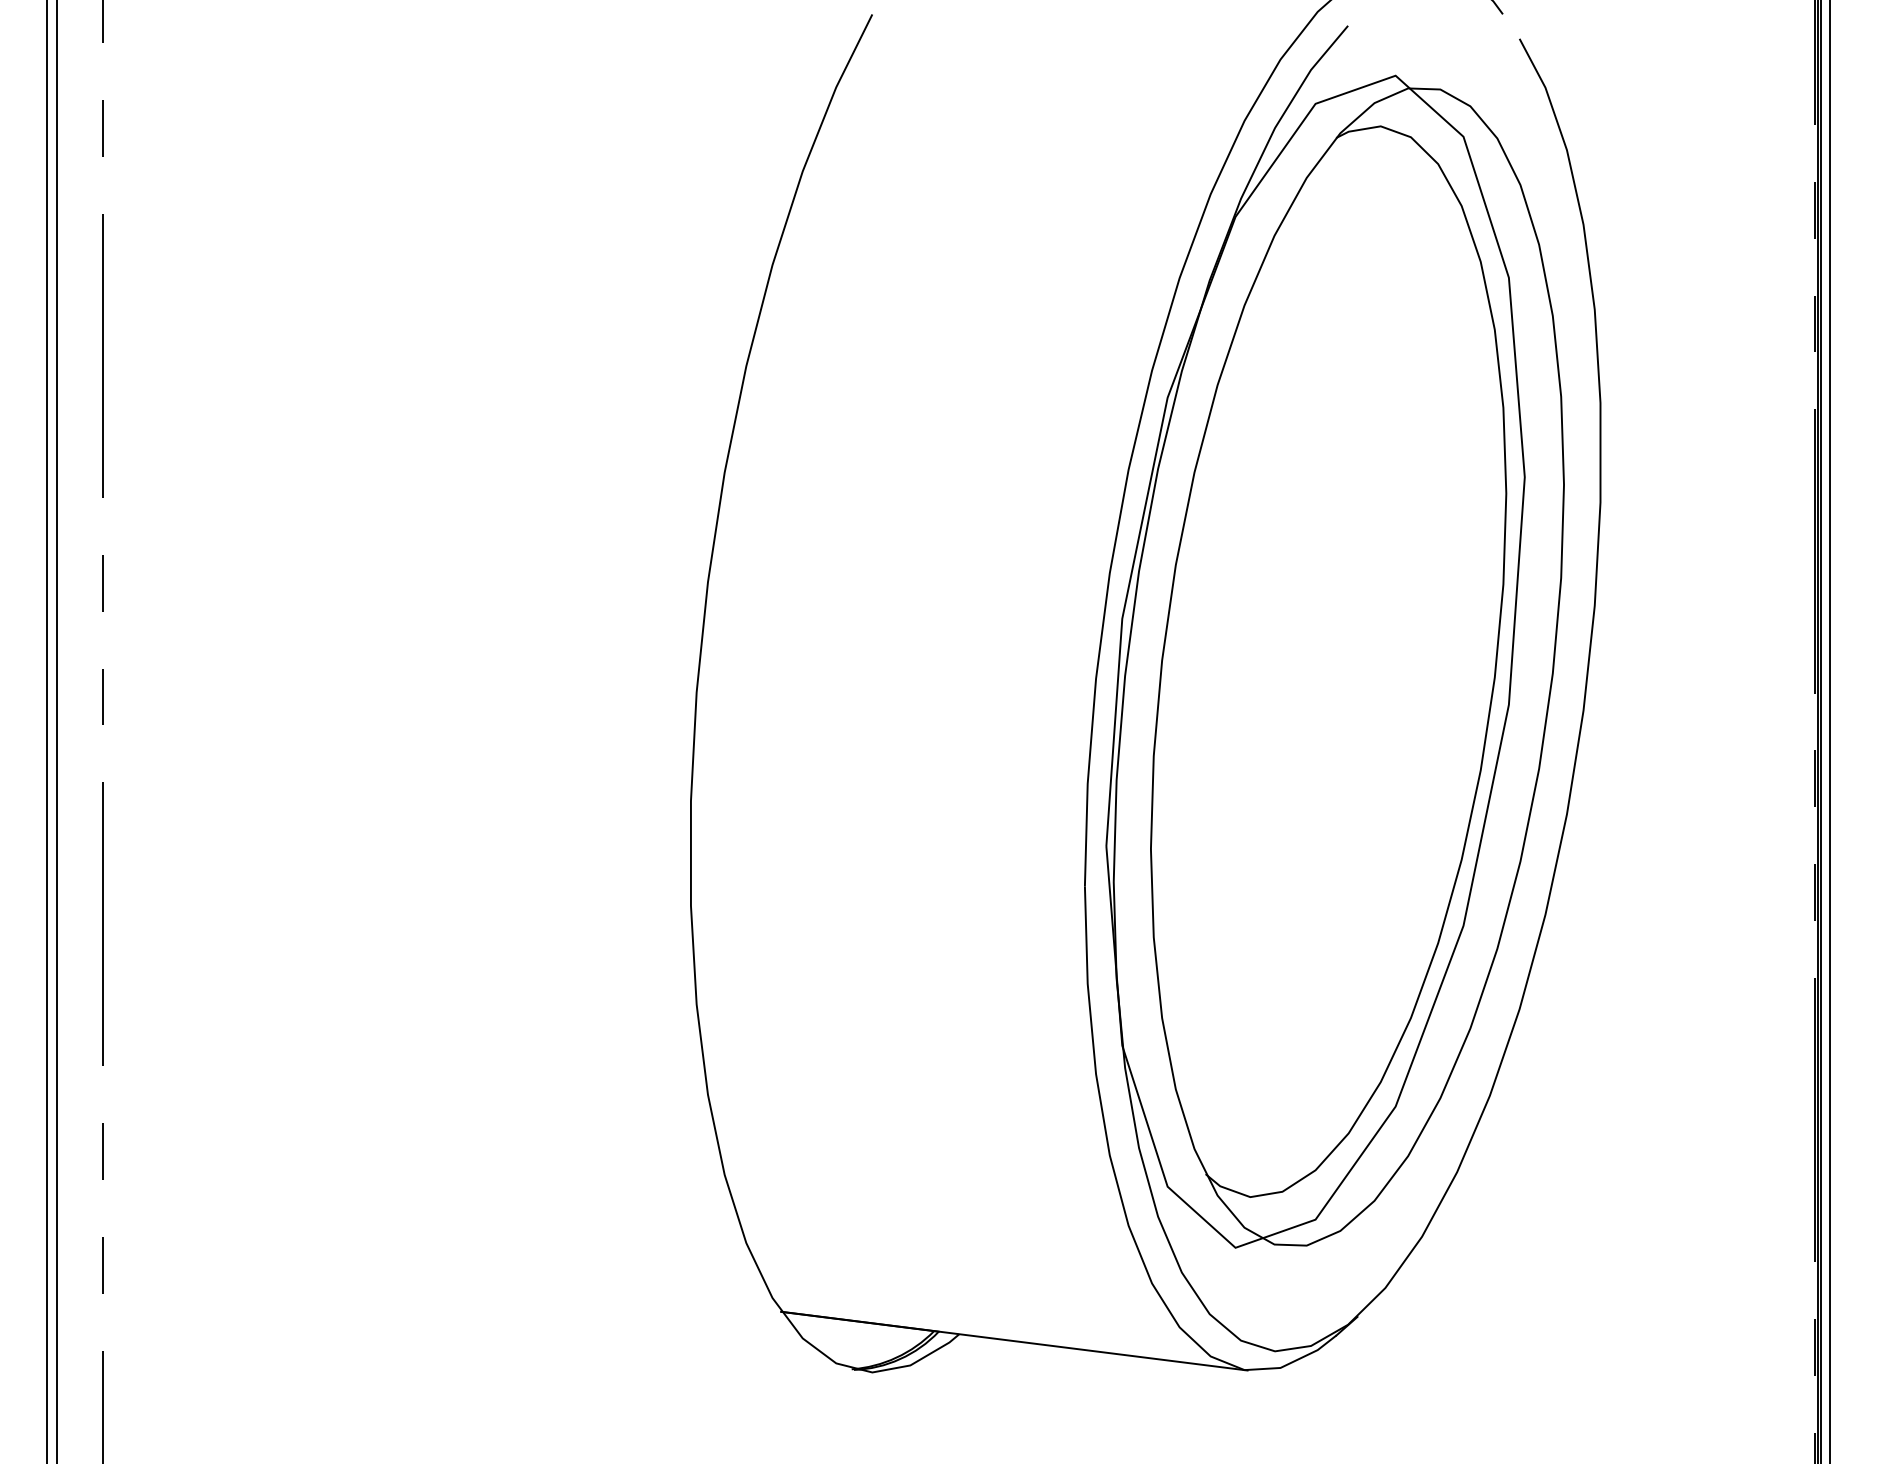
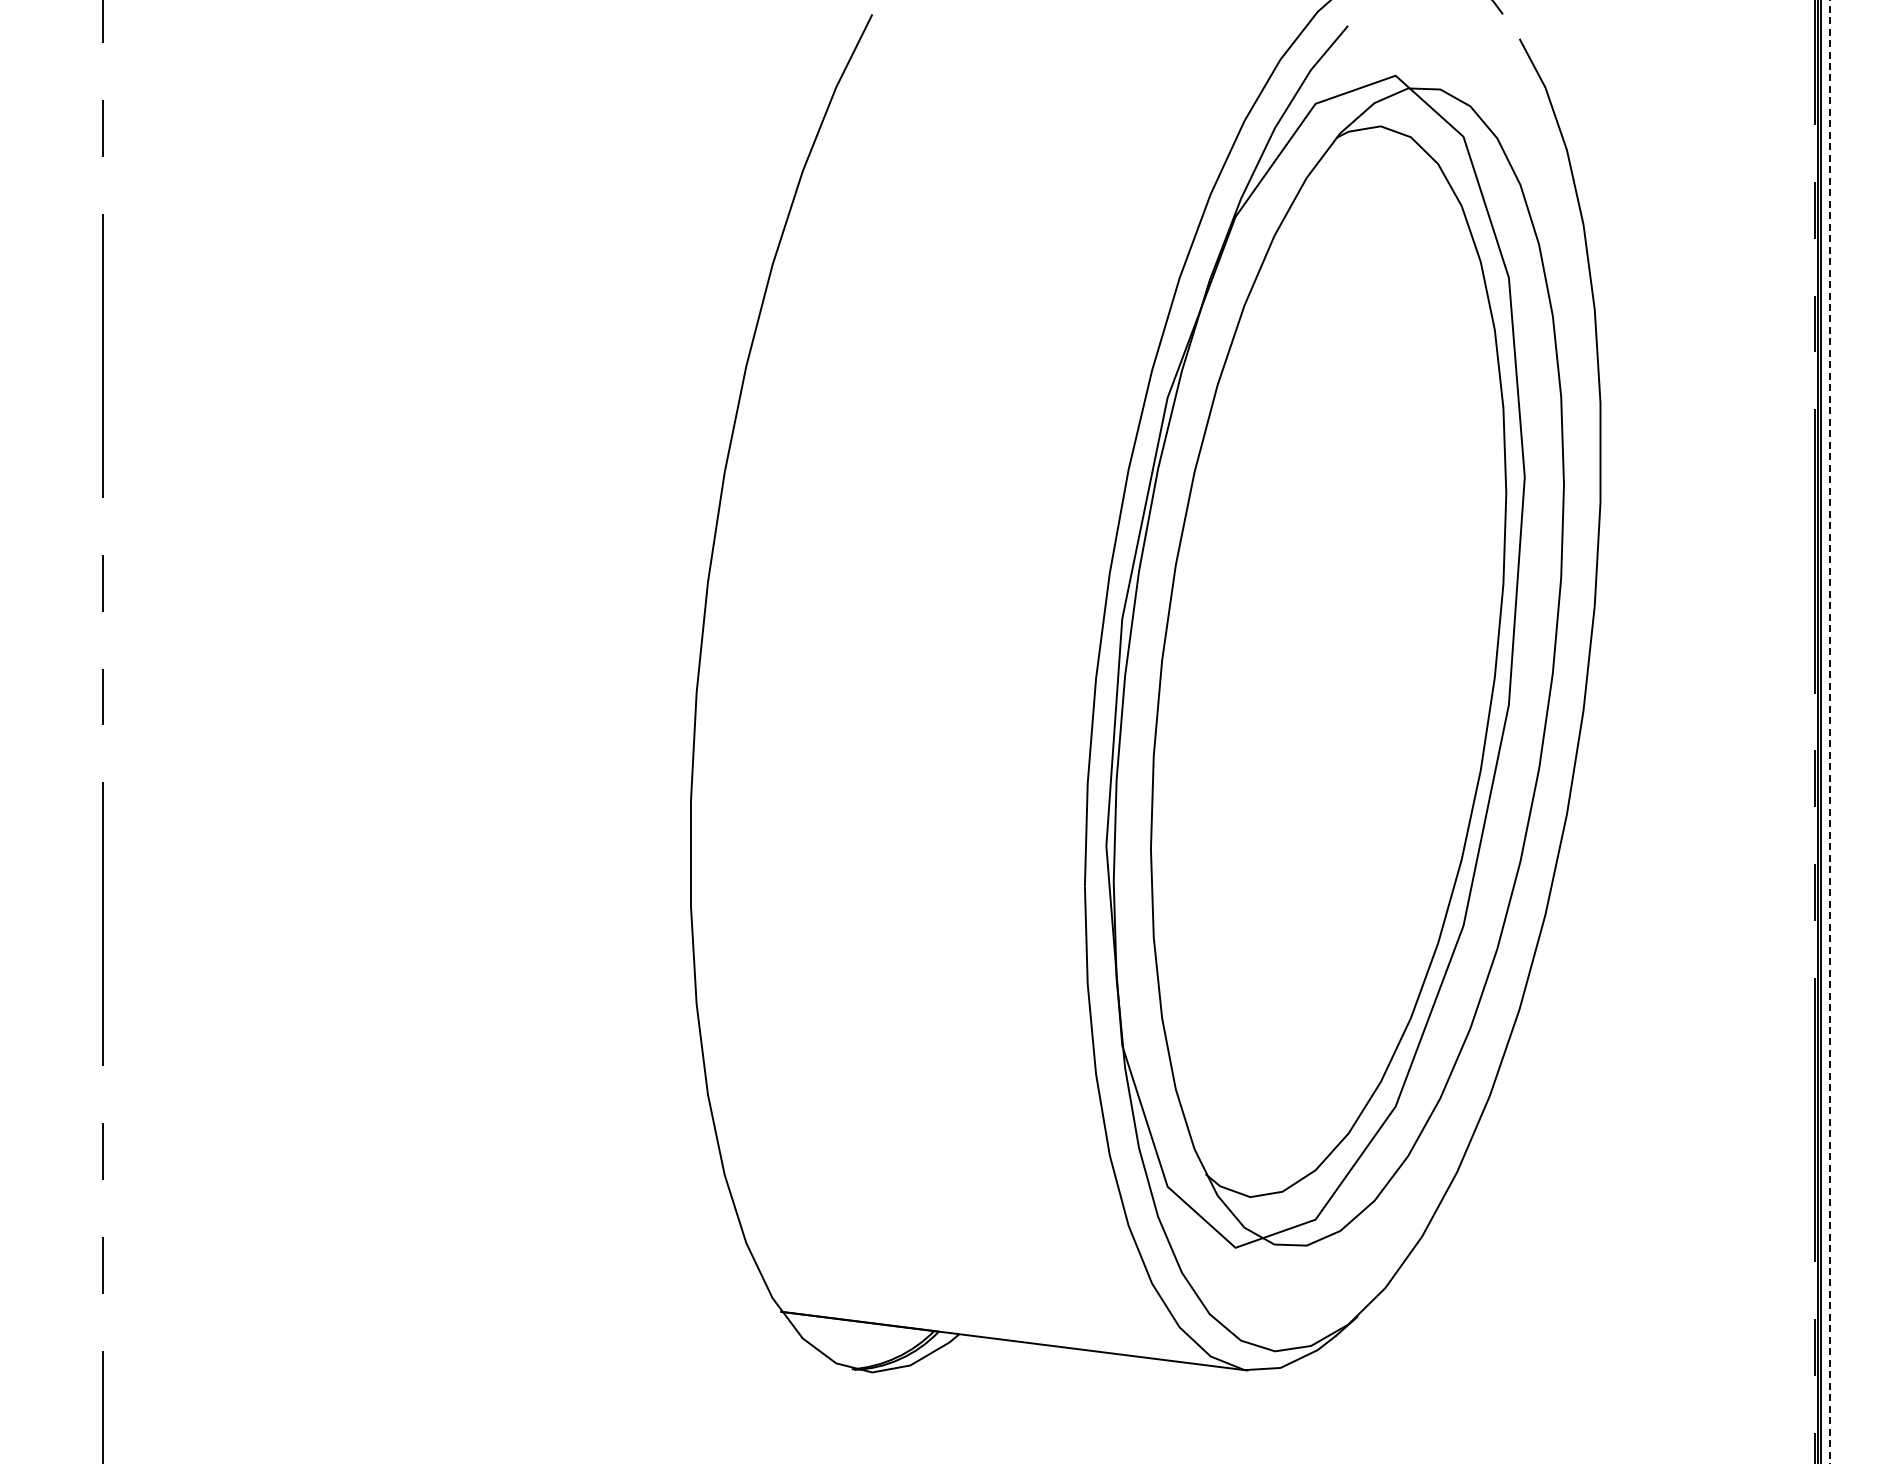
line: present -> none (47, 731)
line: present -> none (56, 731)
line: solid -> dashed (1830, 731)
